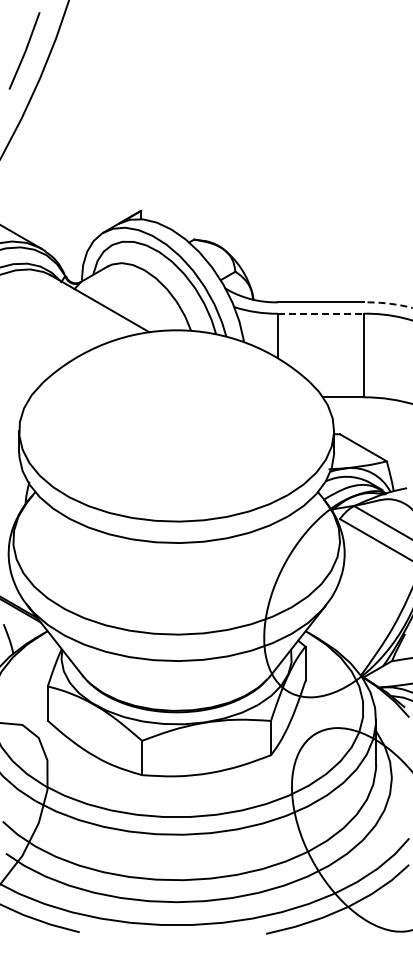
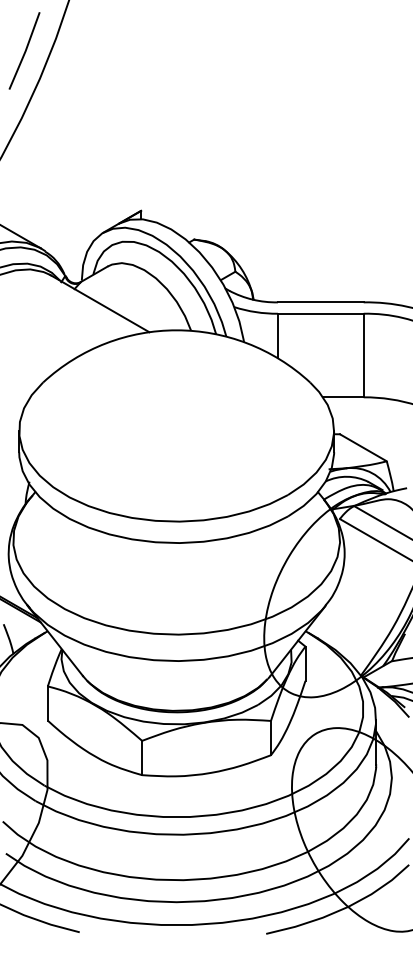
arc: dashed -> solid (387, 303)
line: dashed -> solid (320, 313)
